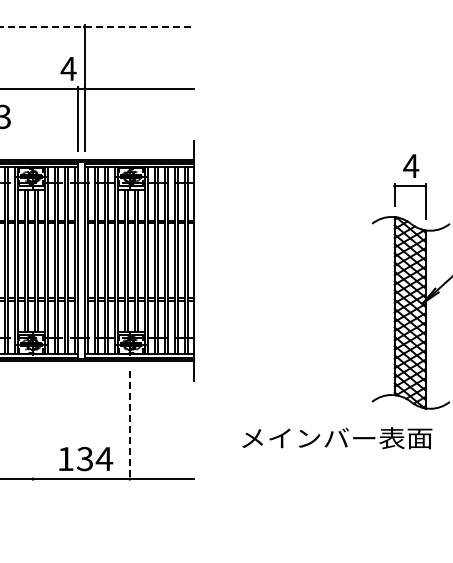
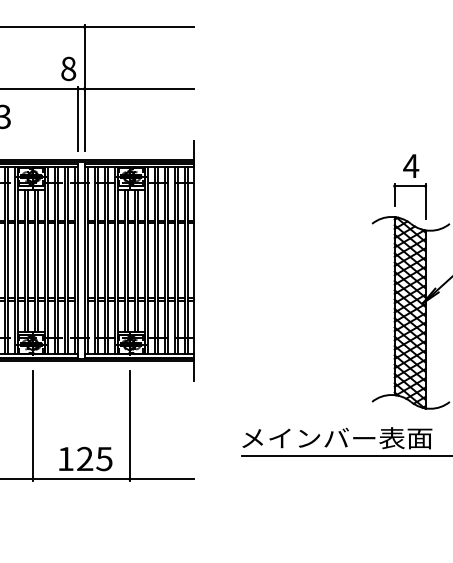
line: dashed -> solid (97, 27)
text: 4 -> 8 (68, 68)
line: none -> present (33, 425)
line: dashed -> solid (129, 426)
line: none -> present (345, 455)
text: 134 -> 125 (95, 459)
